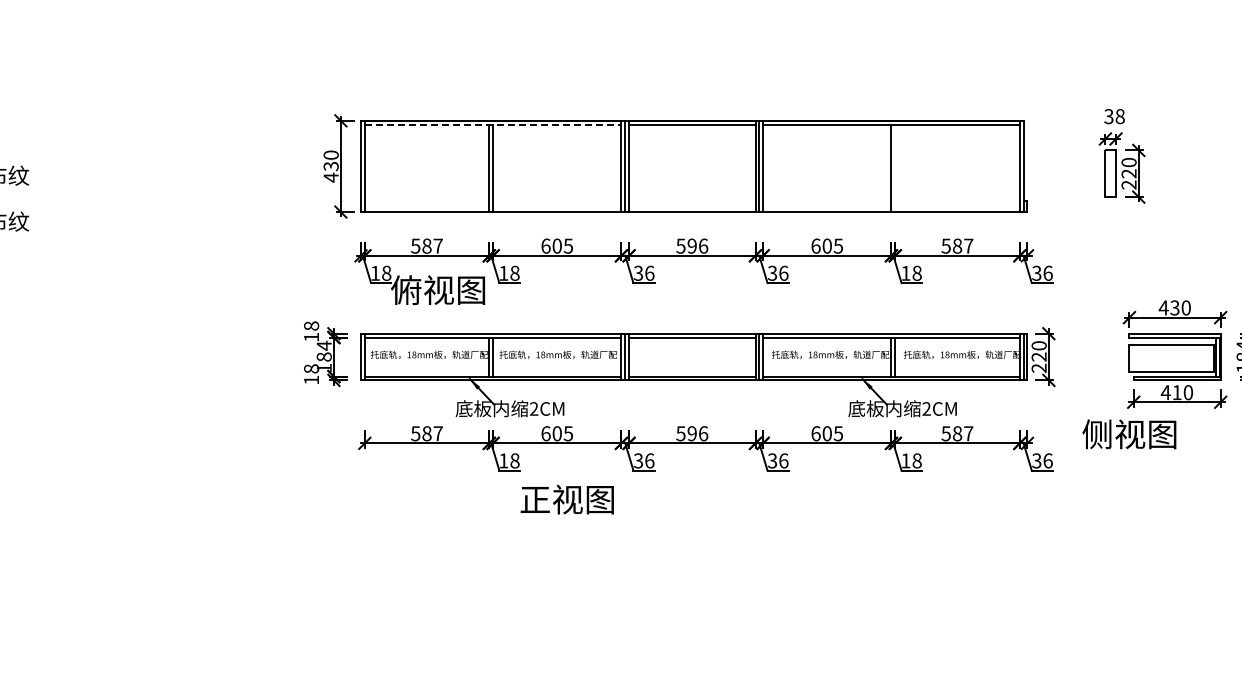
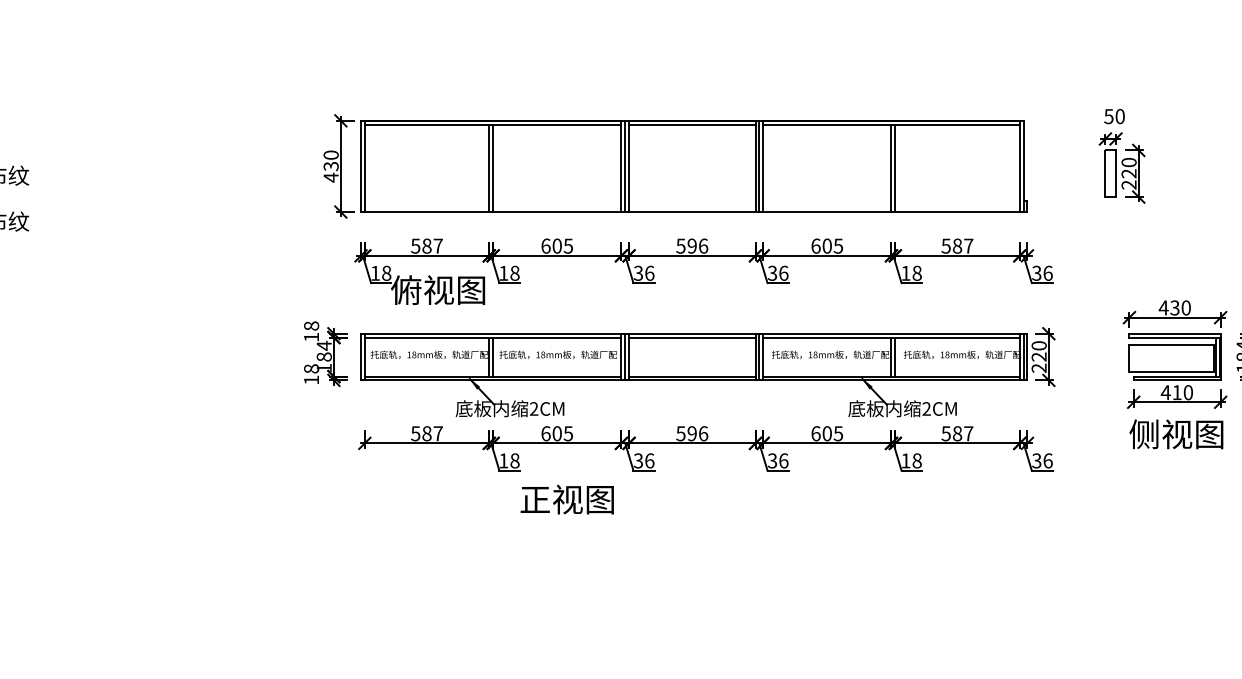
text: 38 -> 50 (1114, 116)
line: dashed -> solid (493, 125)
line: none -> present (895, 168)
text position: (1129, 434) -> (1176, 434) (1176, 434)
